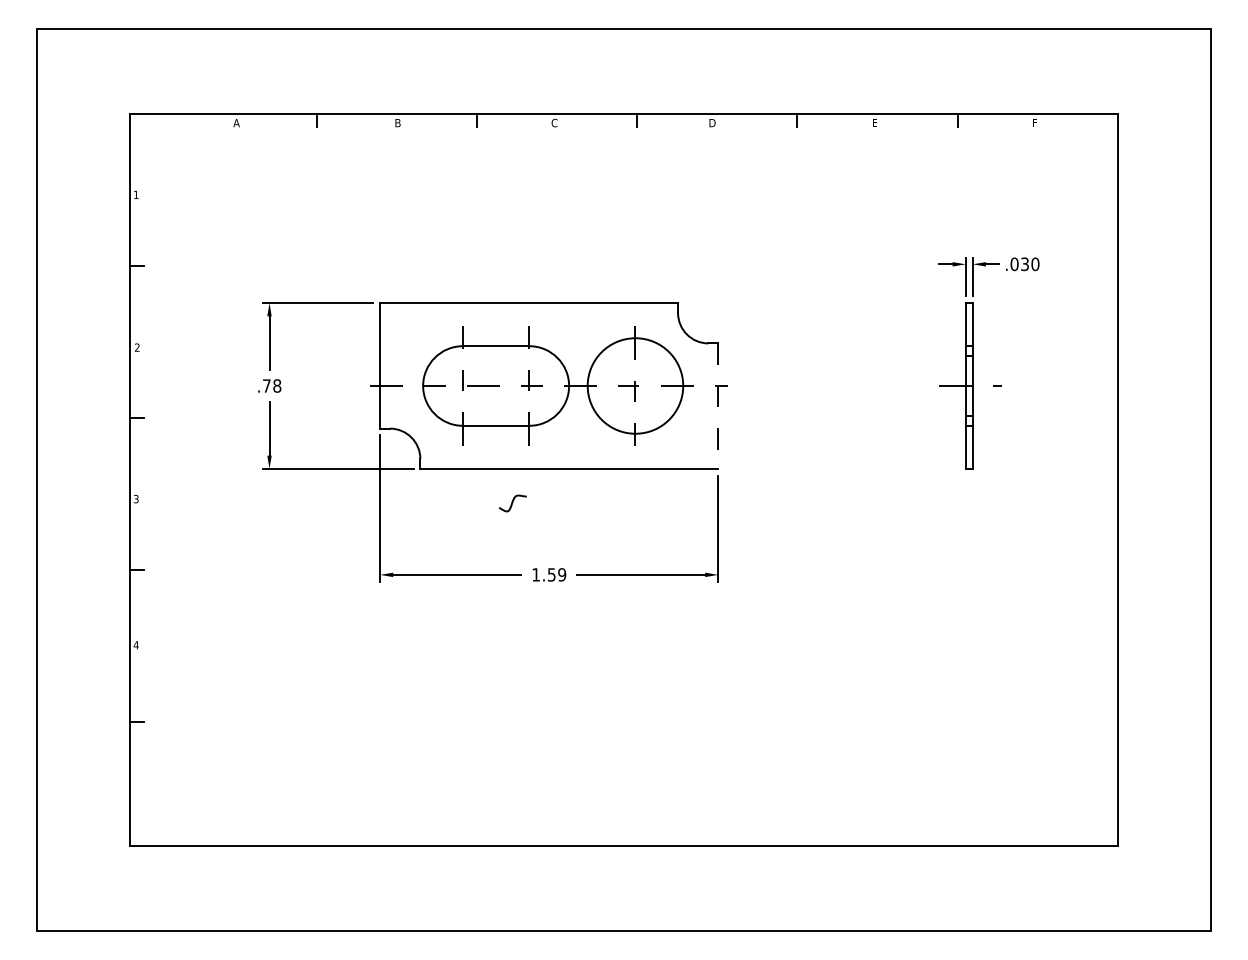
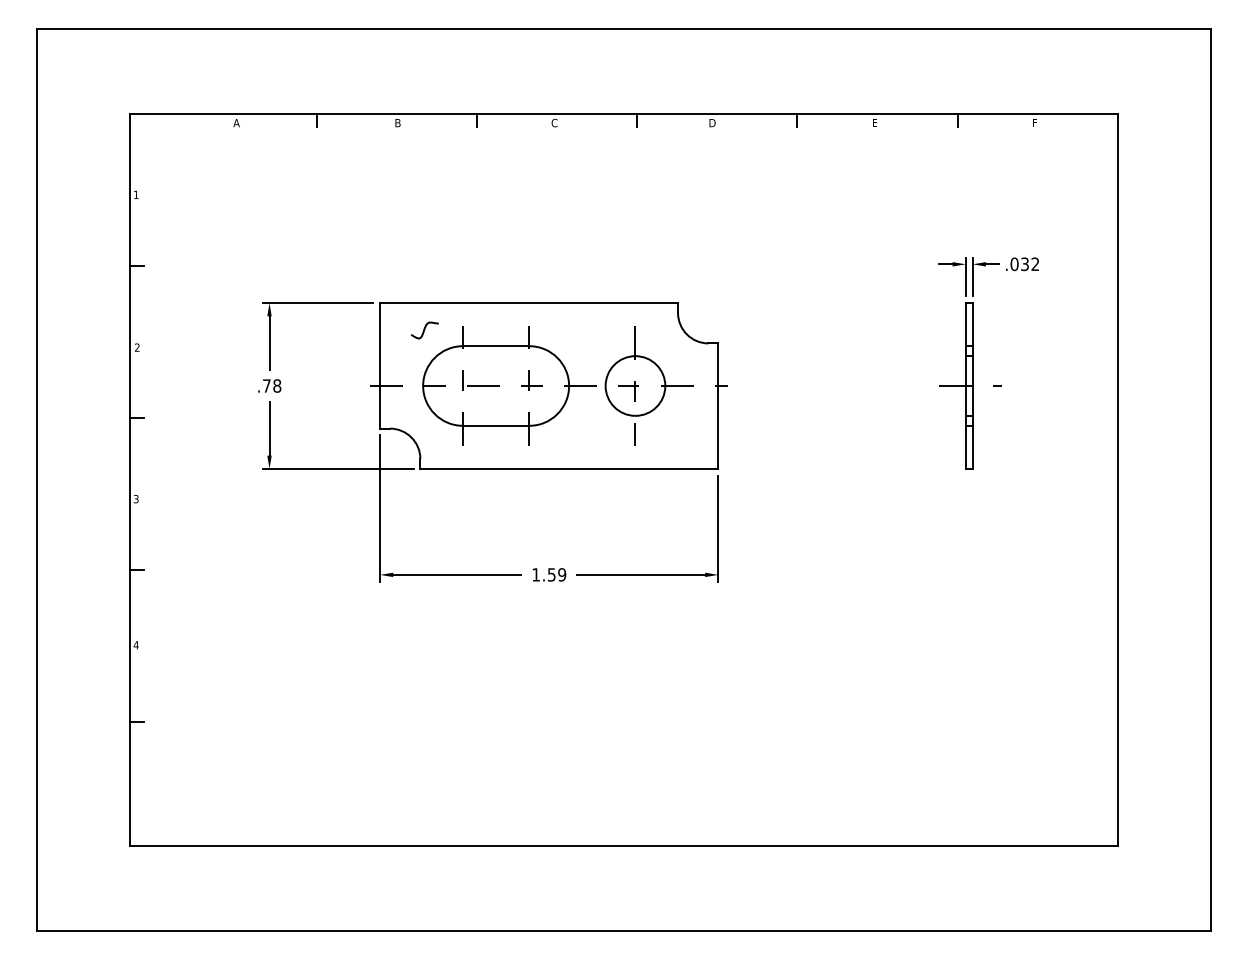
text: .030 -> .032 (1035, 264)
circle diameter: 96 px -> 60 px (635, 385)
line: dashed -> solid (718, 406)
curve position: (512, 503) -> (424, 330) (424, 330)
